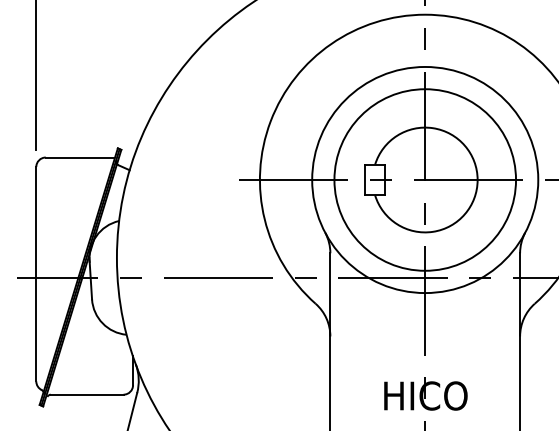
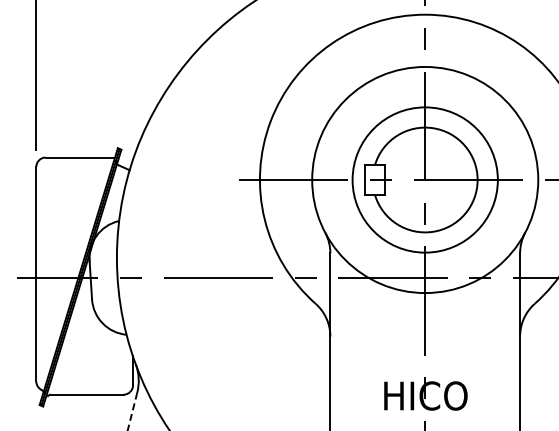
circle diameter: 182 px -> 145 px (424, 179)
line: solid -> dashed (132, 411)
